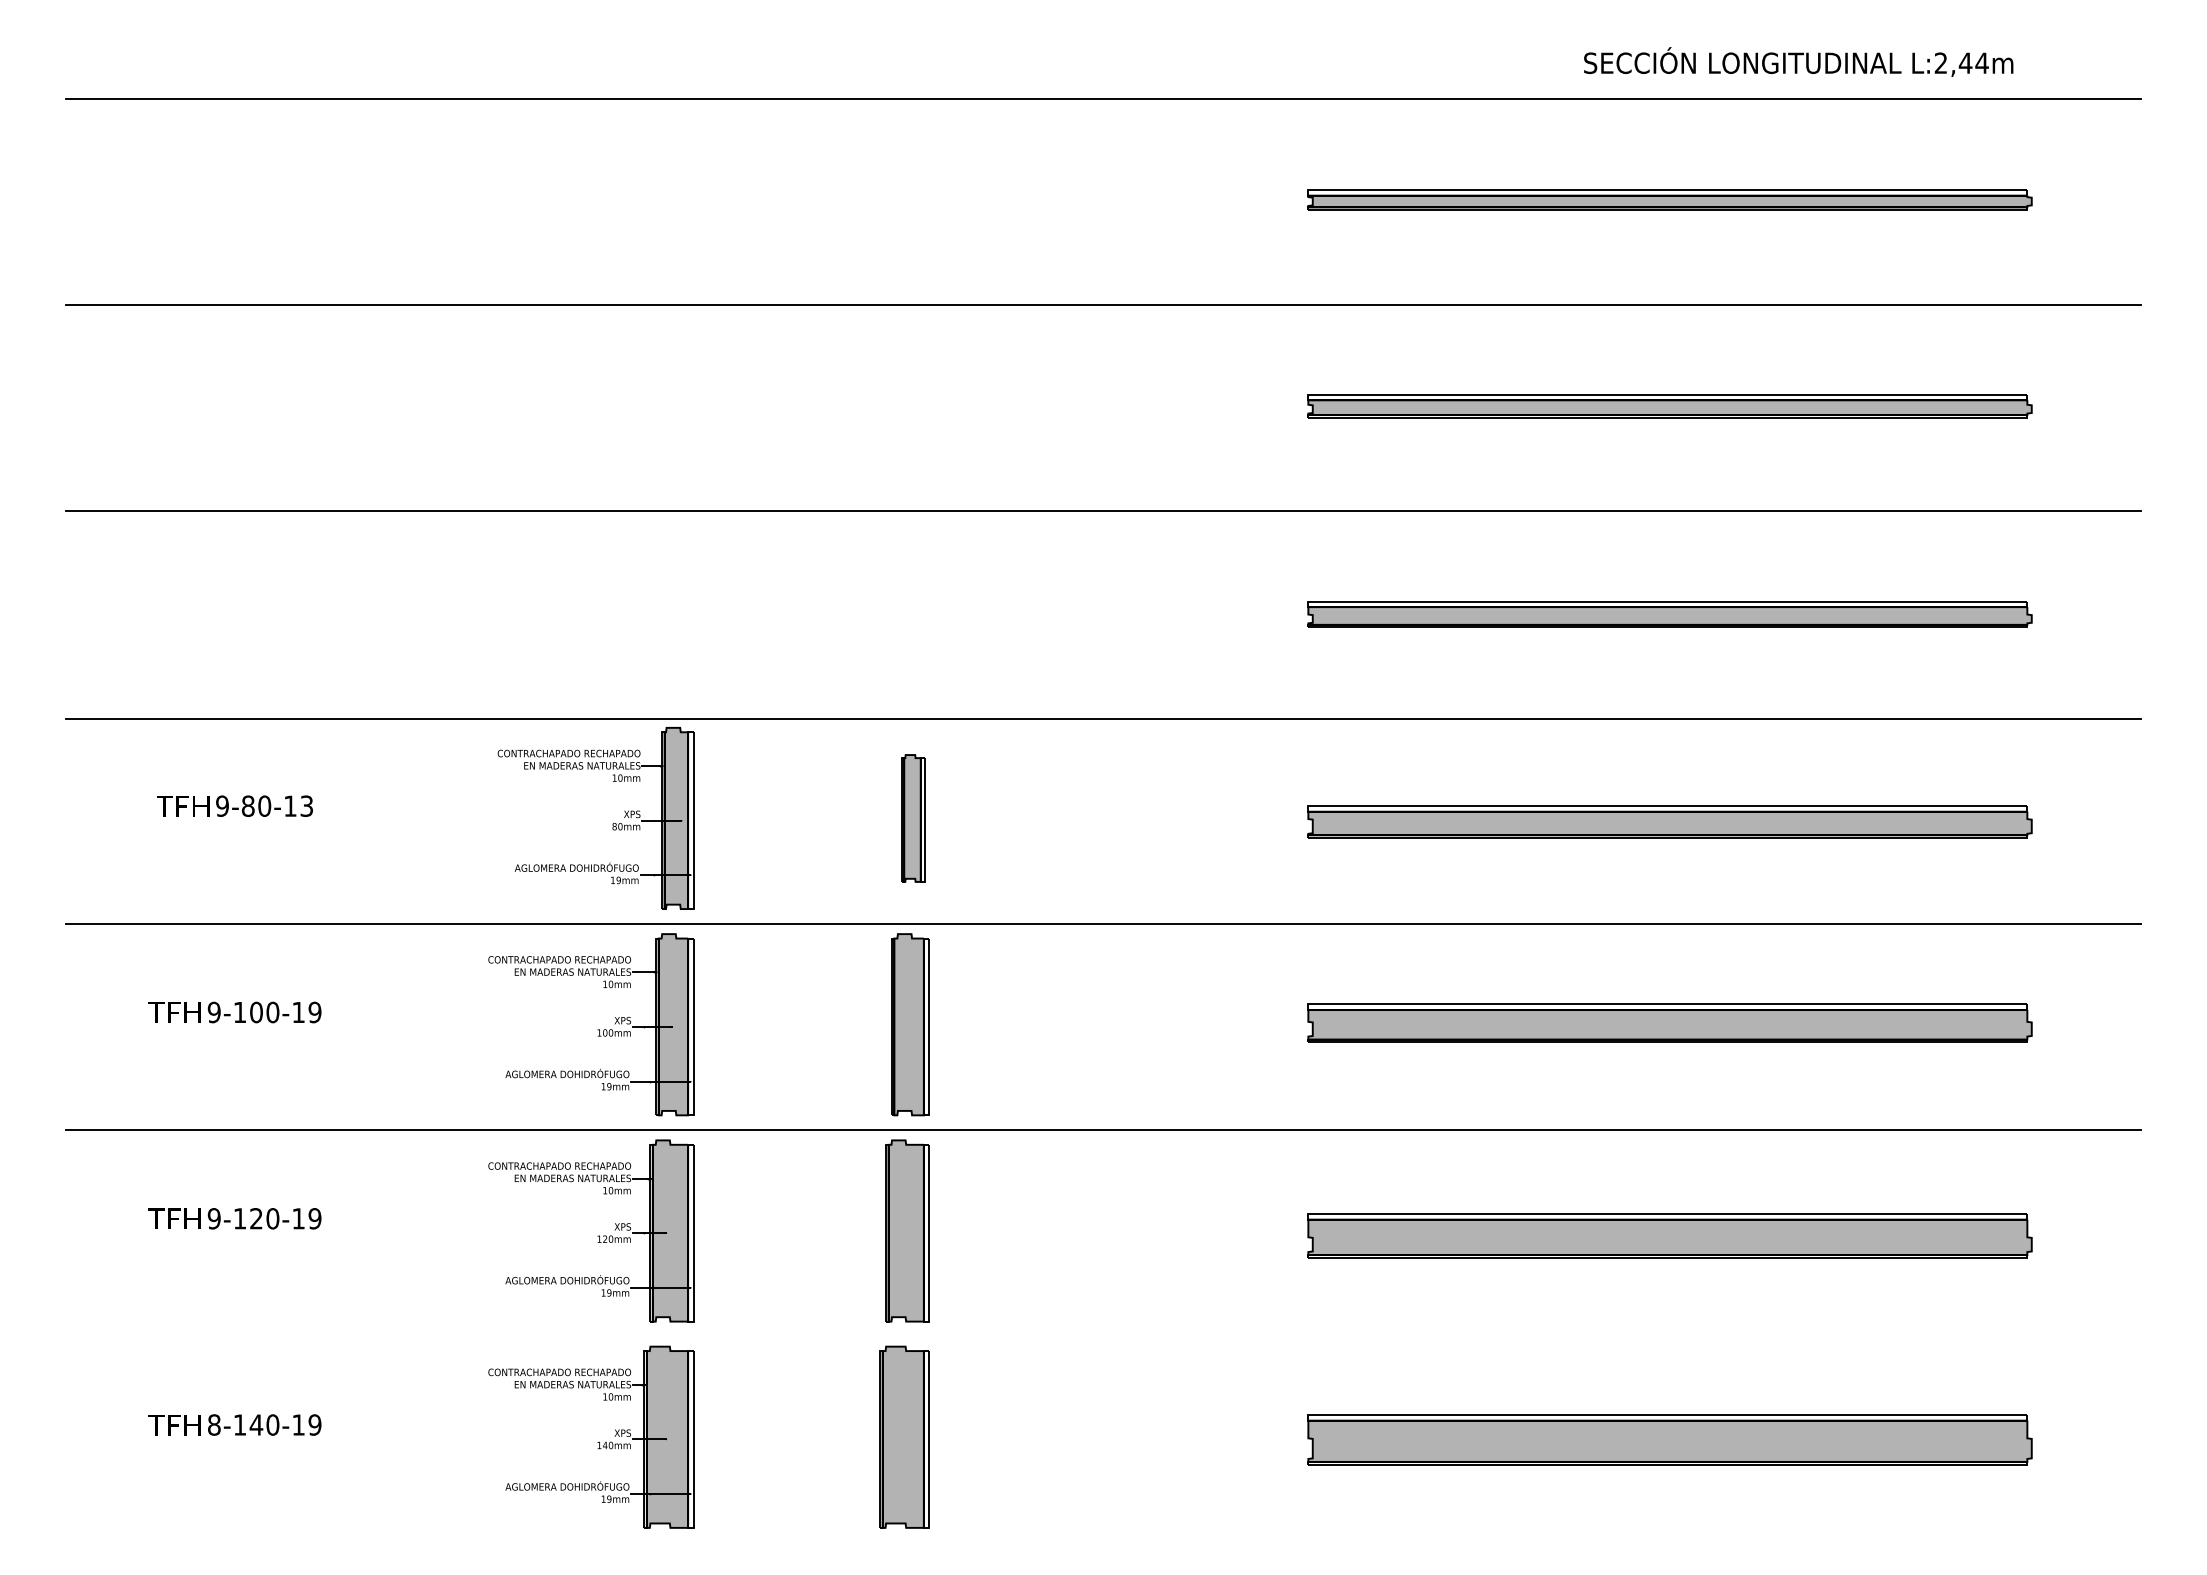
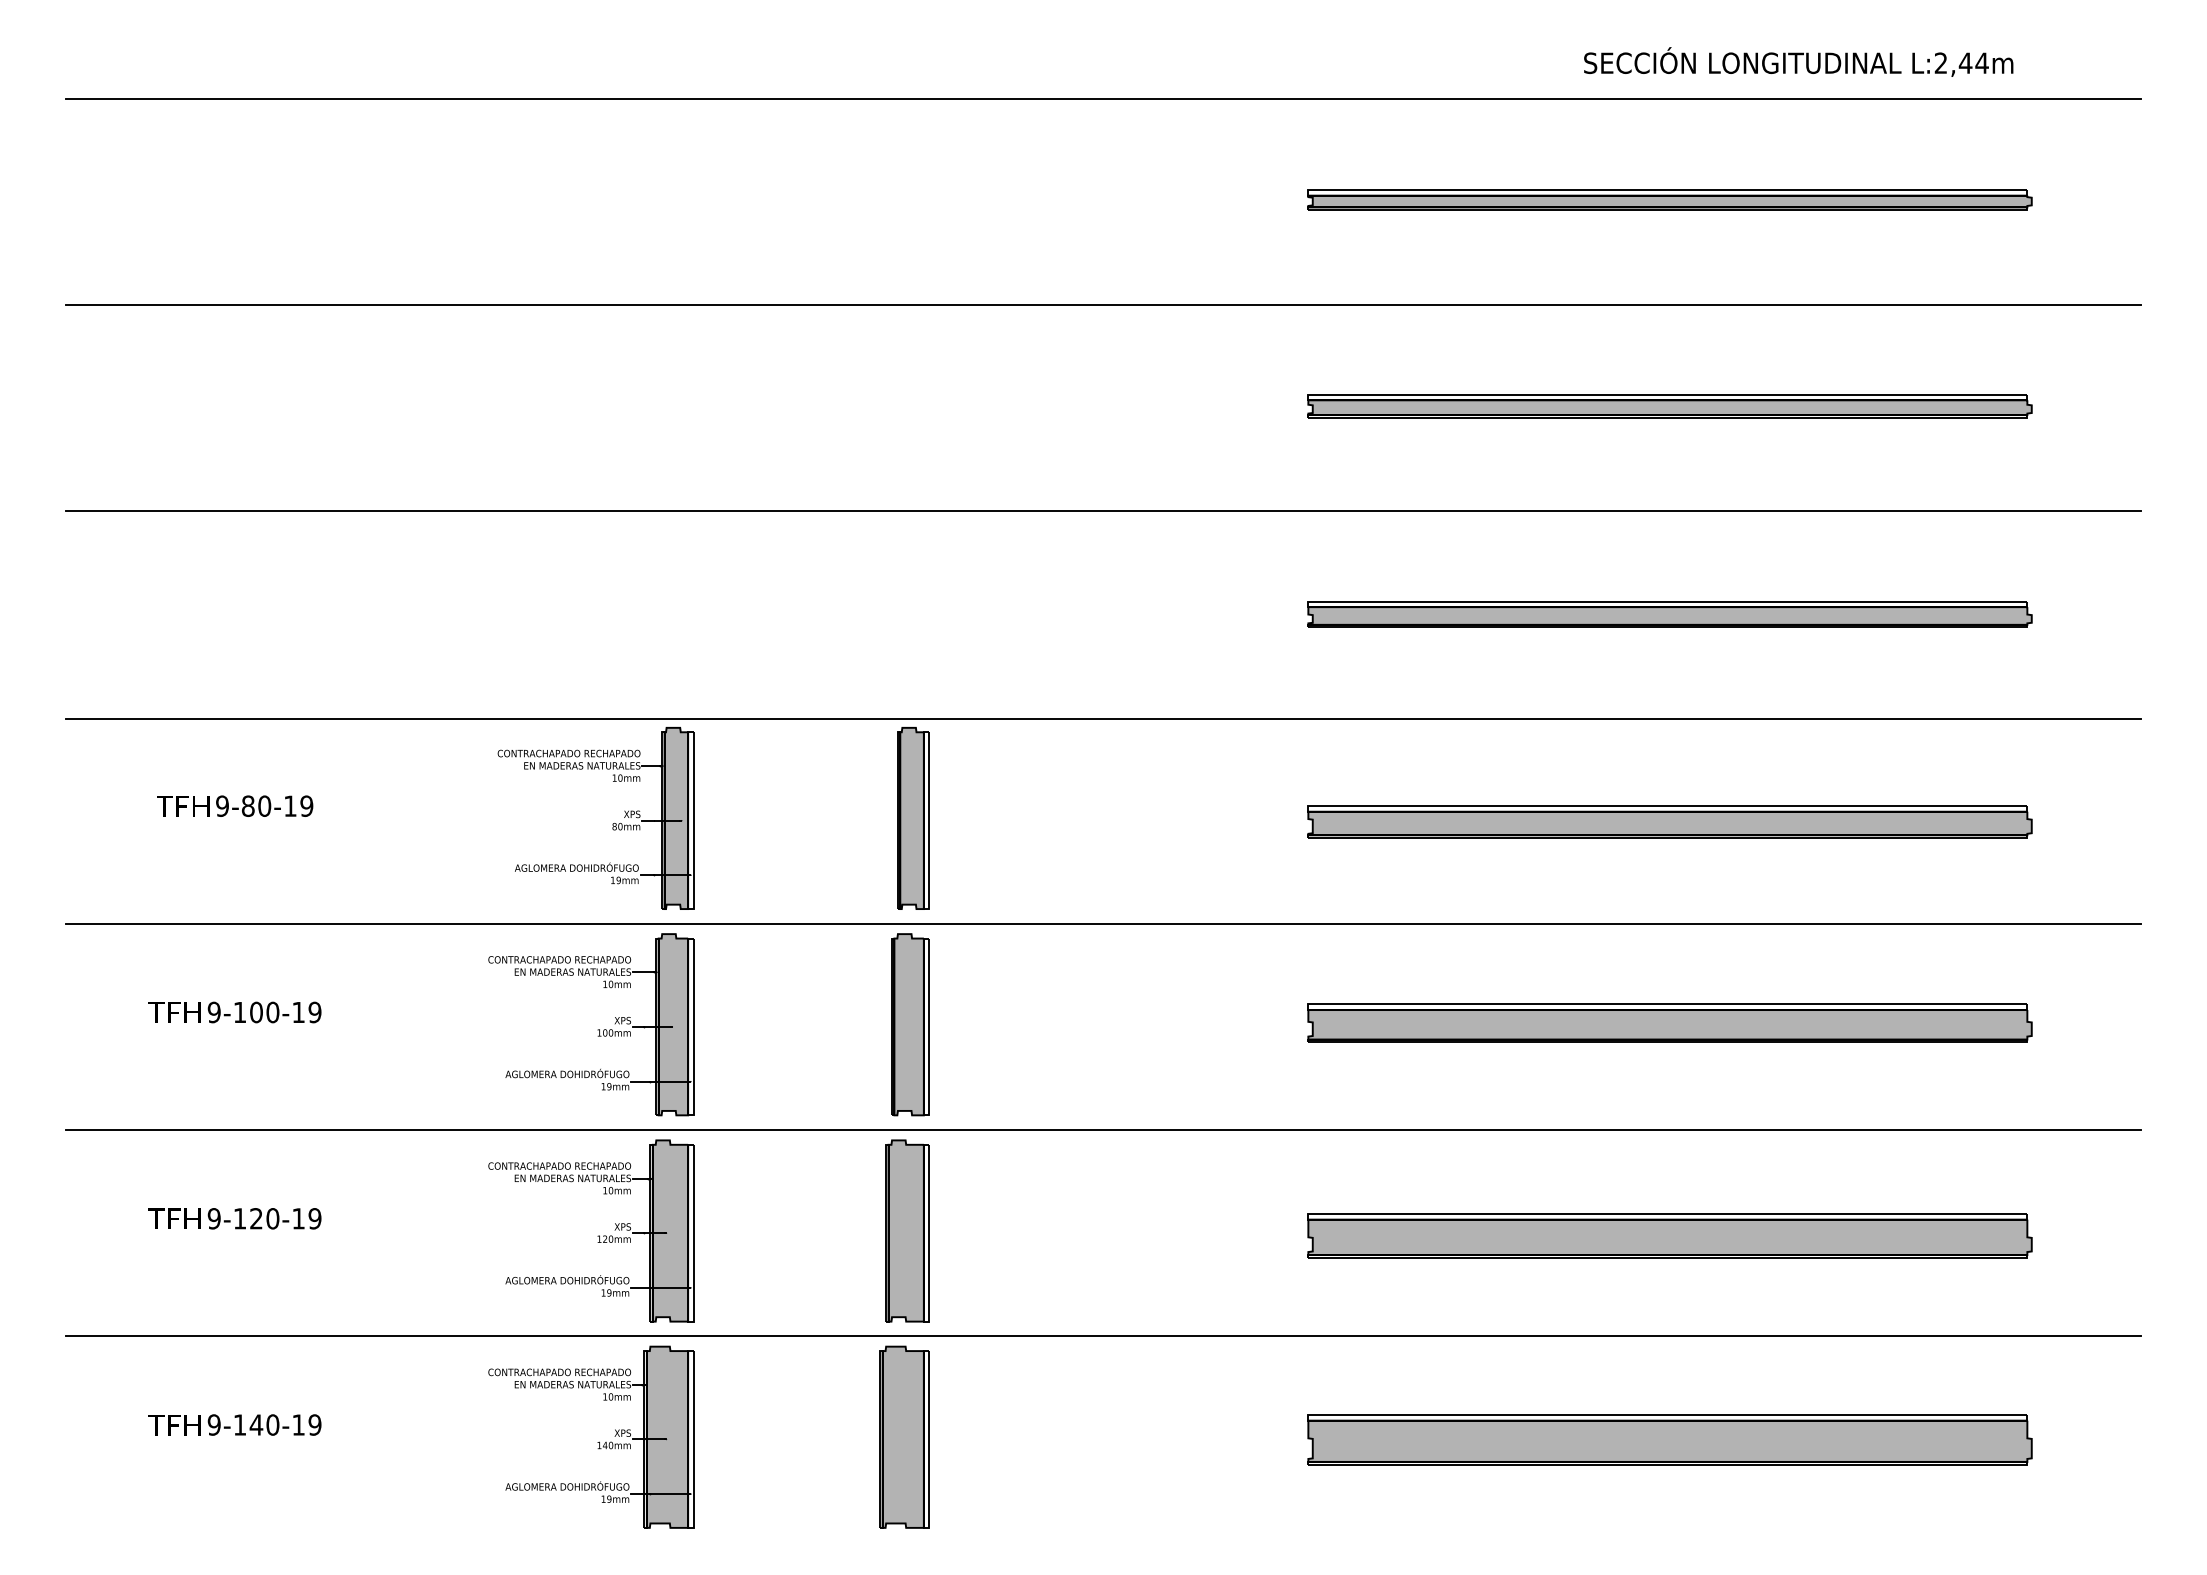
text: 9-80-13 -> 9-80-19 (306, 805)
part size: 25x129 px -> 33x183 px (913, 818)
line: none -> present (1103, 1336)
text: 8-140-19 -> 9-140-19 (213, 1424)
